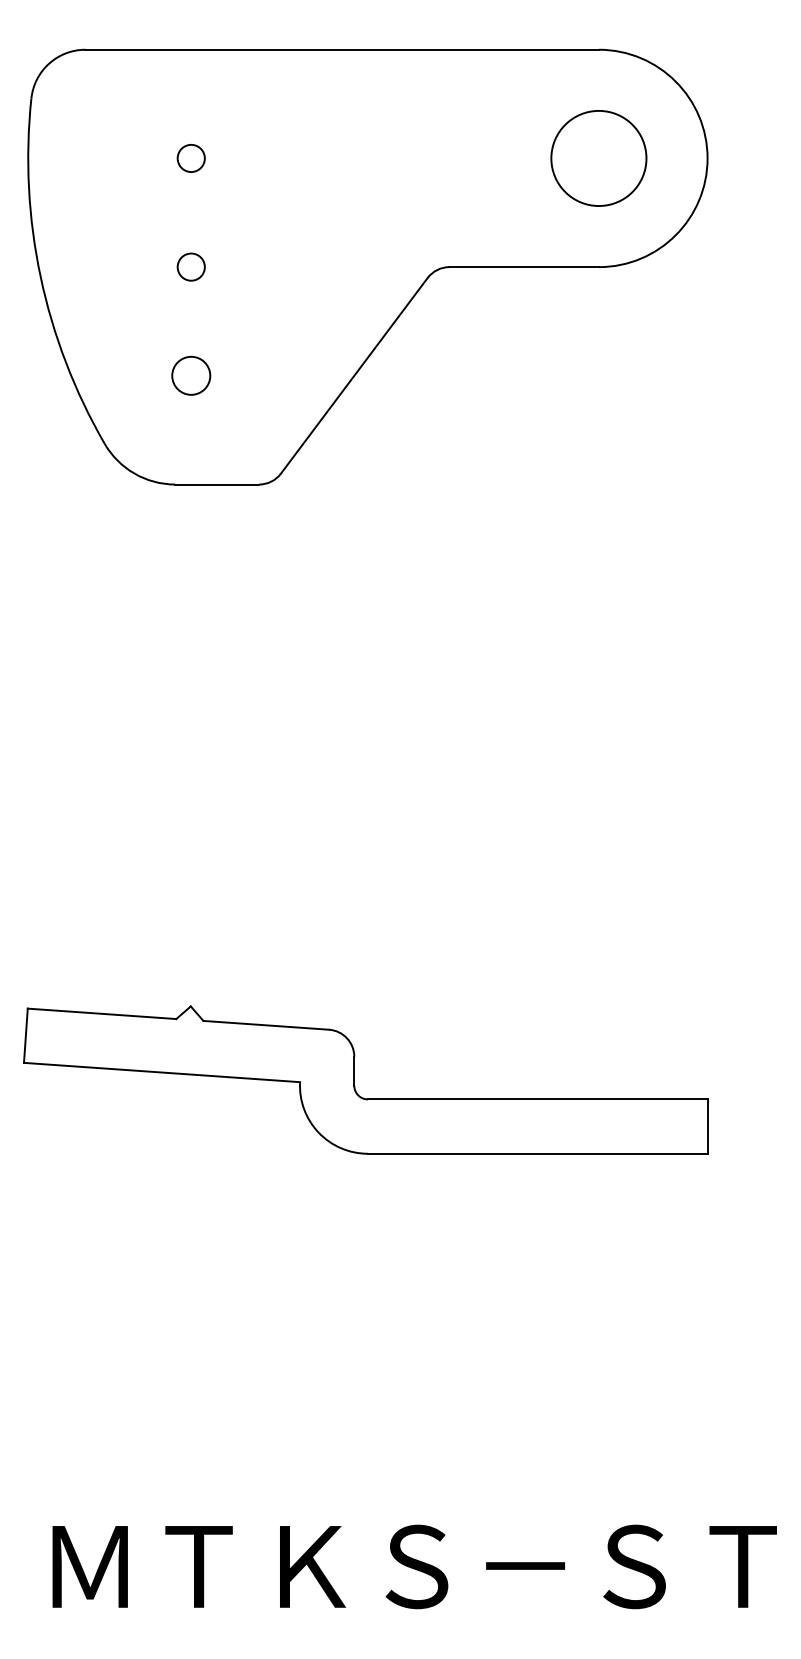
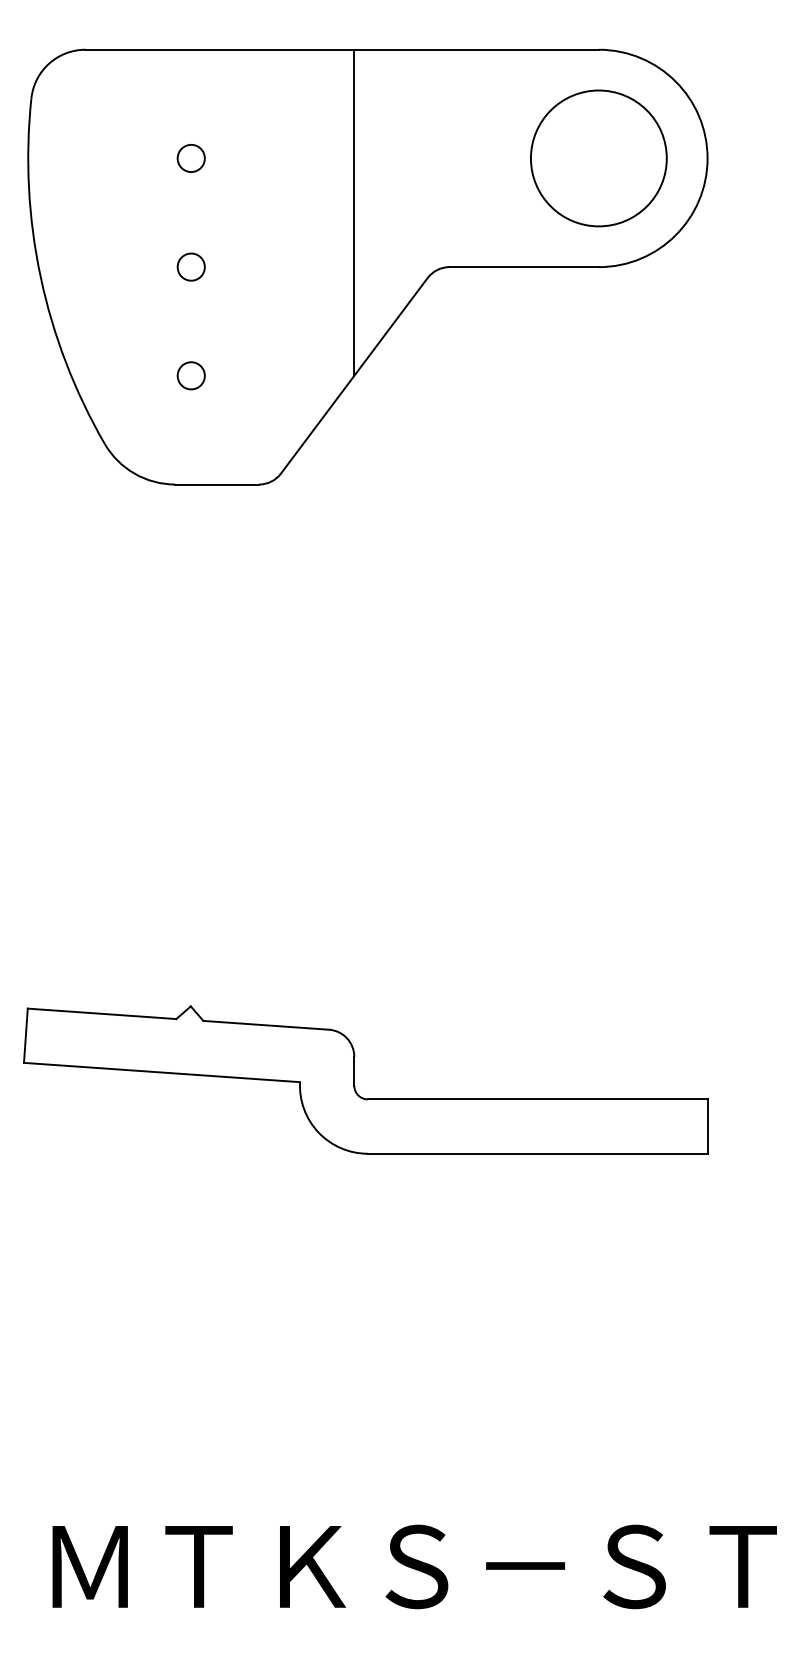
circle size: 98x97 px -> 138x139 px (598, 158)
line: none -> present (354, 212)
circle diameter: 38 px -> 27 px (190, 375)
